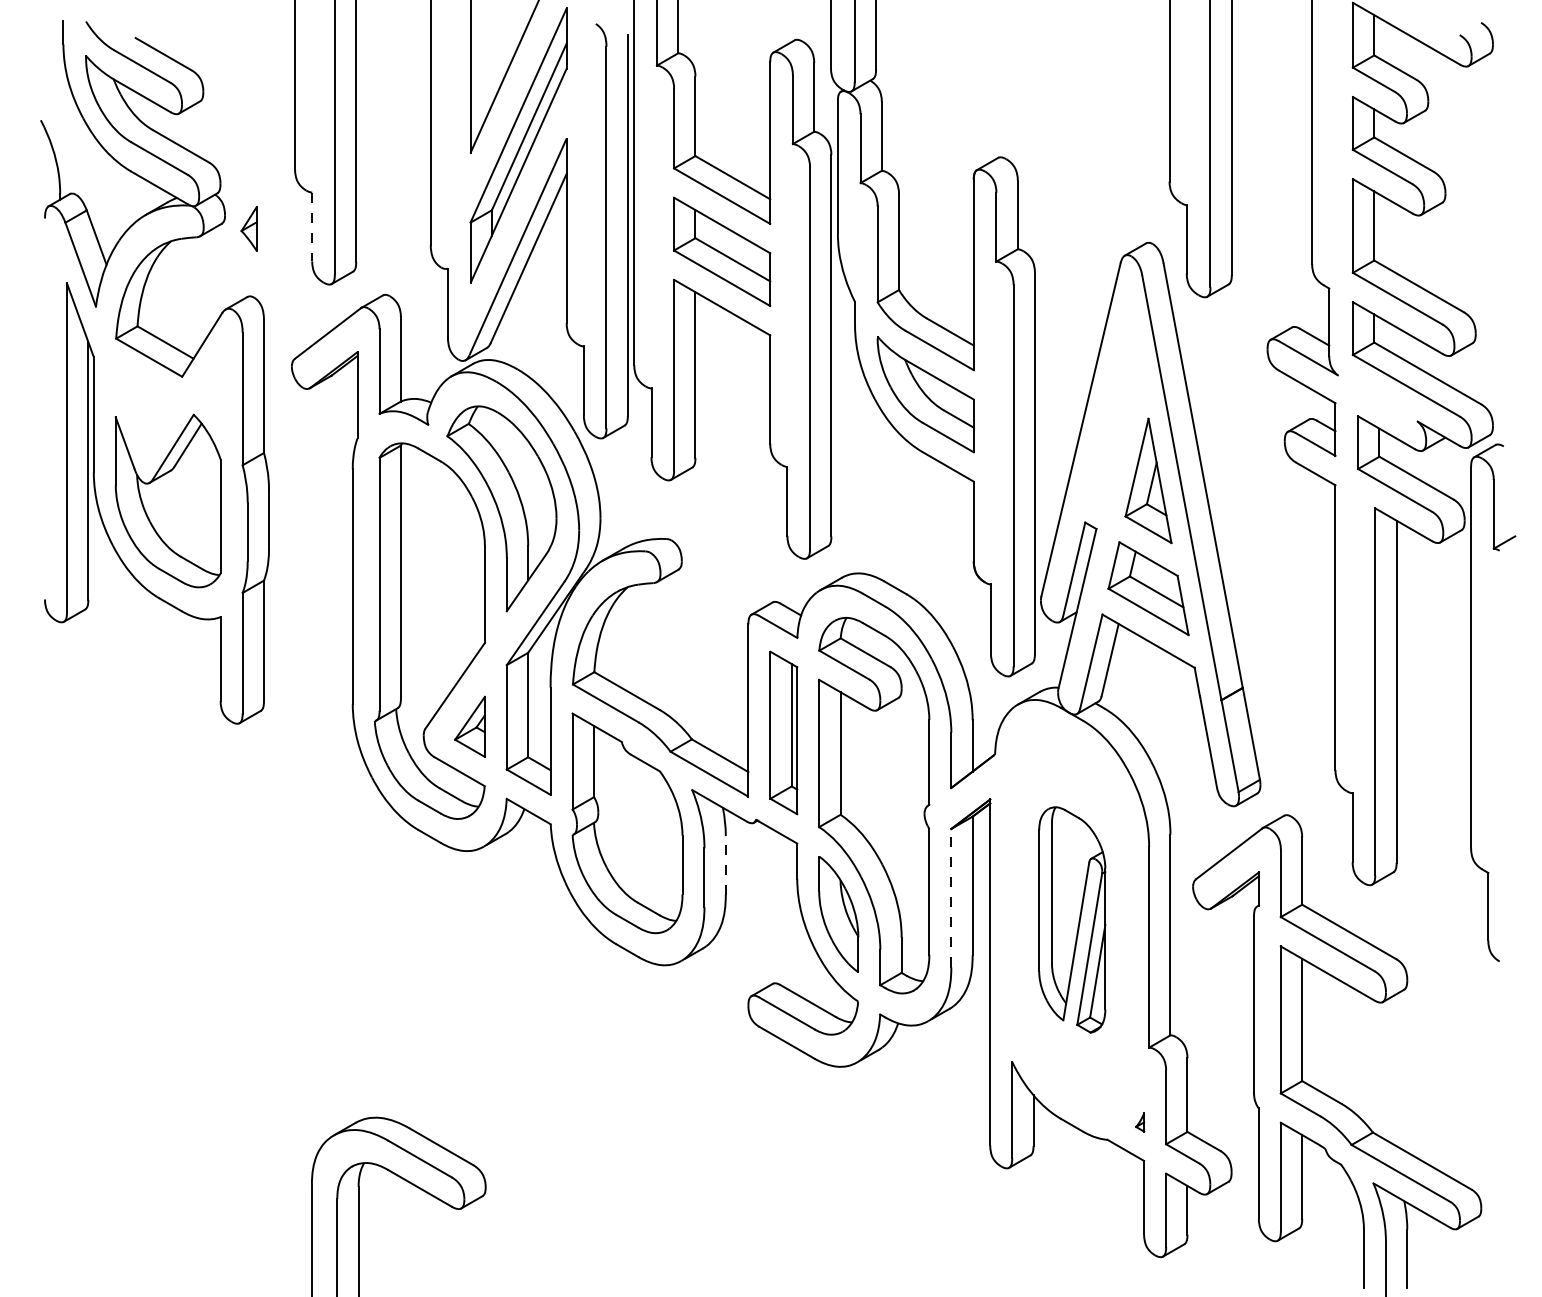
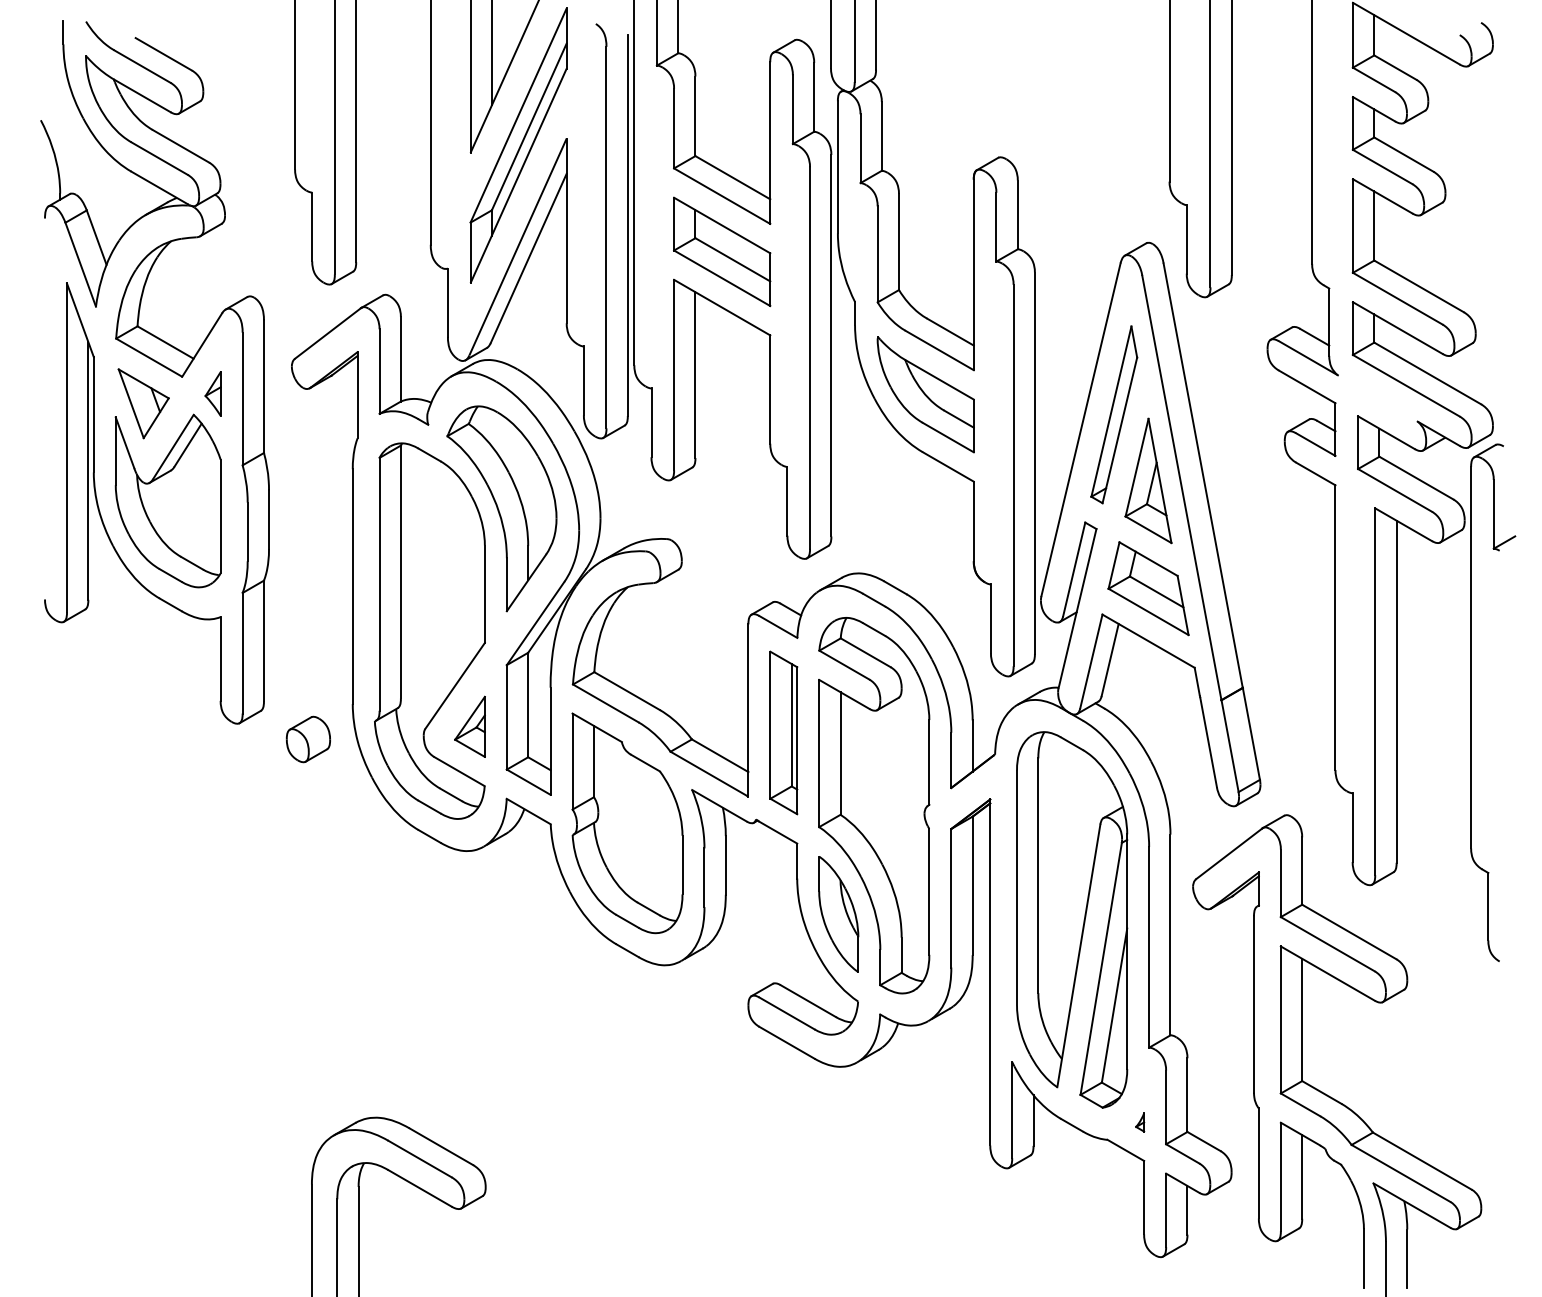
line: none -> present (491, 53)
line: dashed -> solid (312, 227)
part position: (248, 228) -> (212, 393) (212, 393)
part: none -> present (143, 403)
part: none -> present (1114, 414)
part: none -> present (307, 739)
line: dashed -> solid (725, 864)
line: dashed -> solid (951, 897)
part size: 69x228 px -> 113x378 px (1072, 919)
